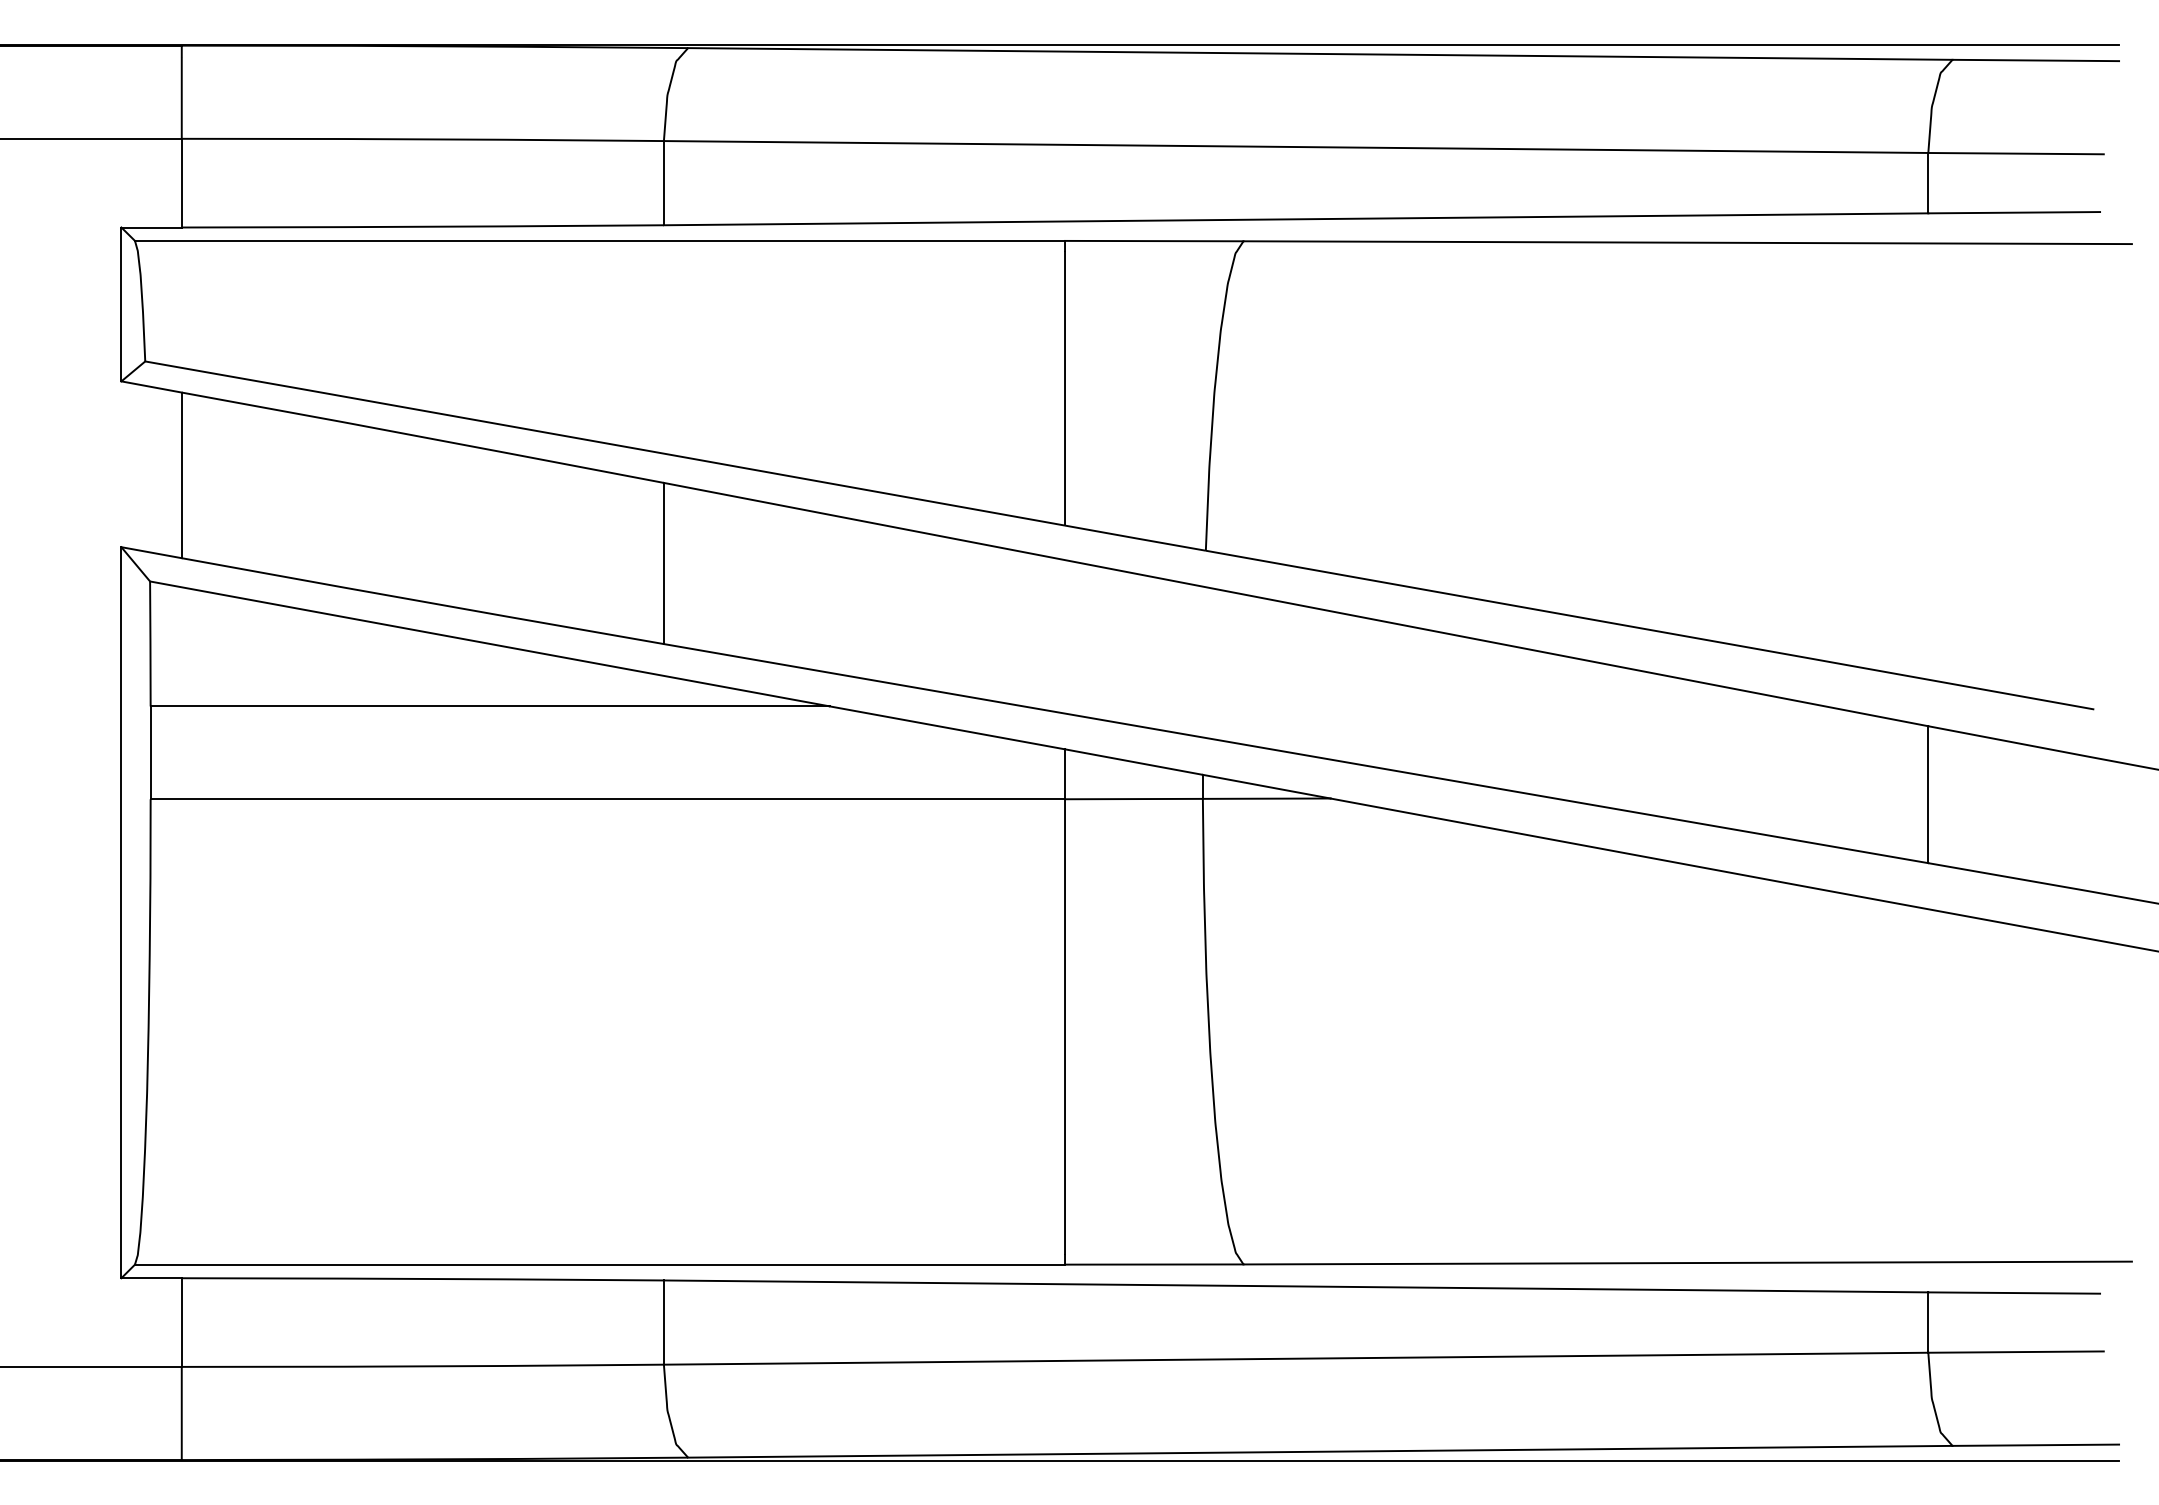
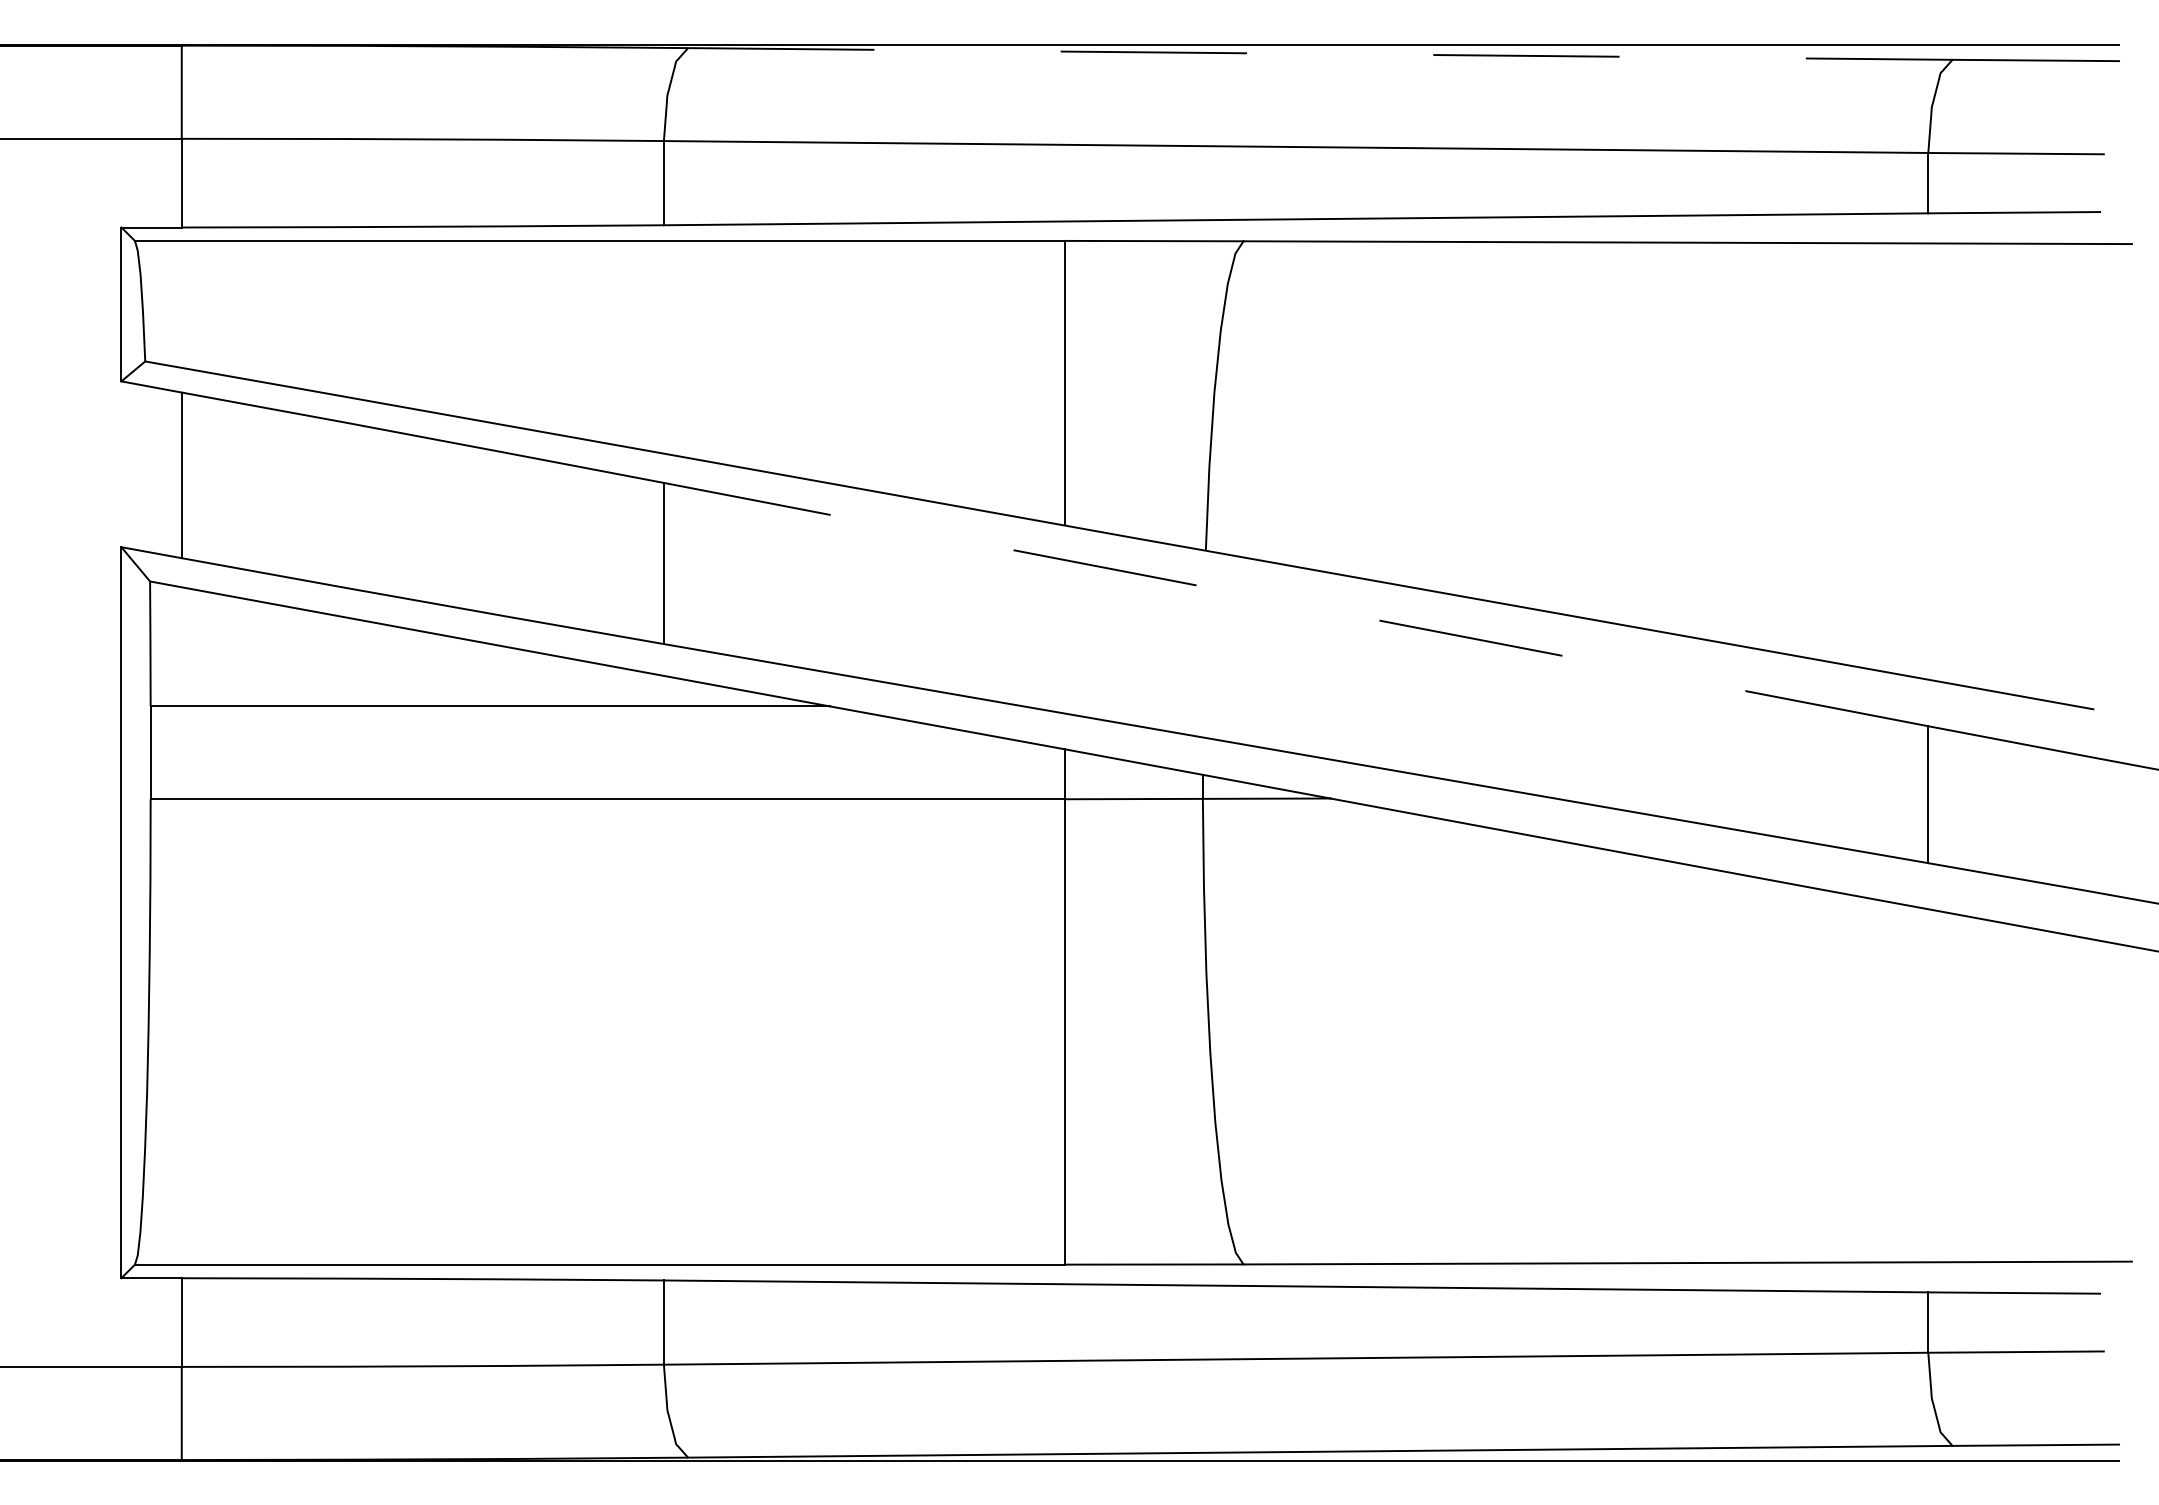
line: solid -> dashed (1320, 53)
line: solid -> dashed (1296, 604)
